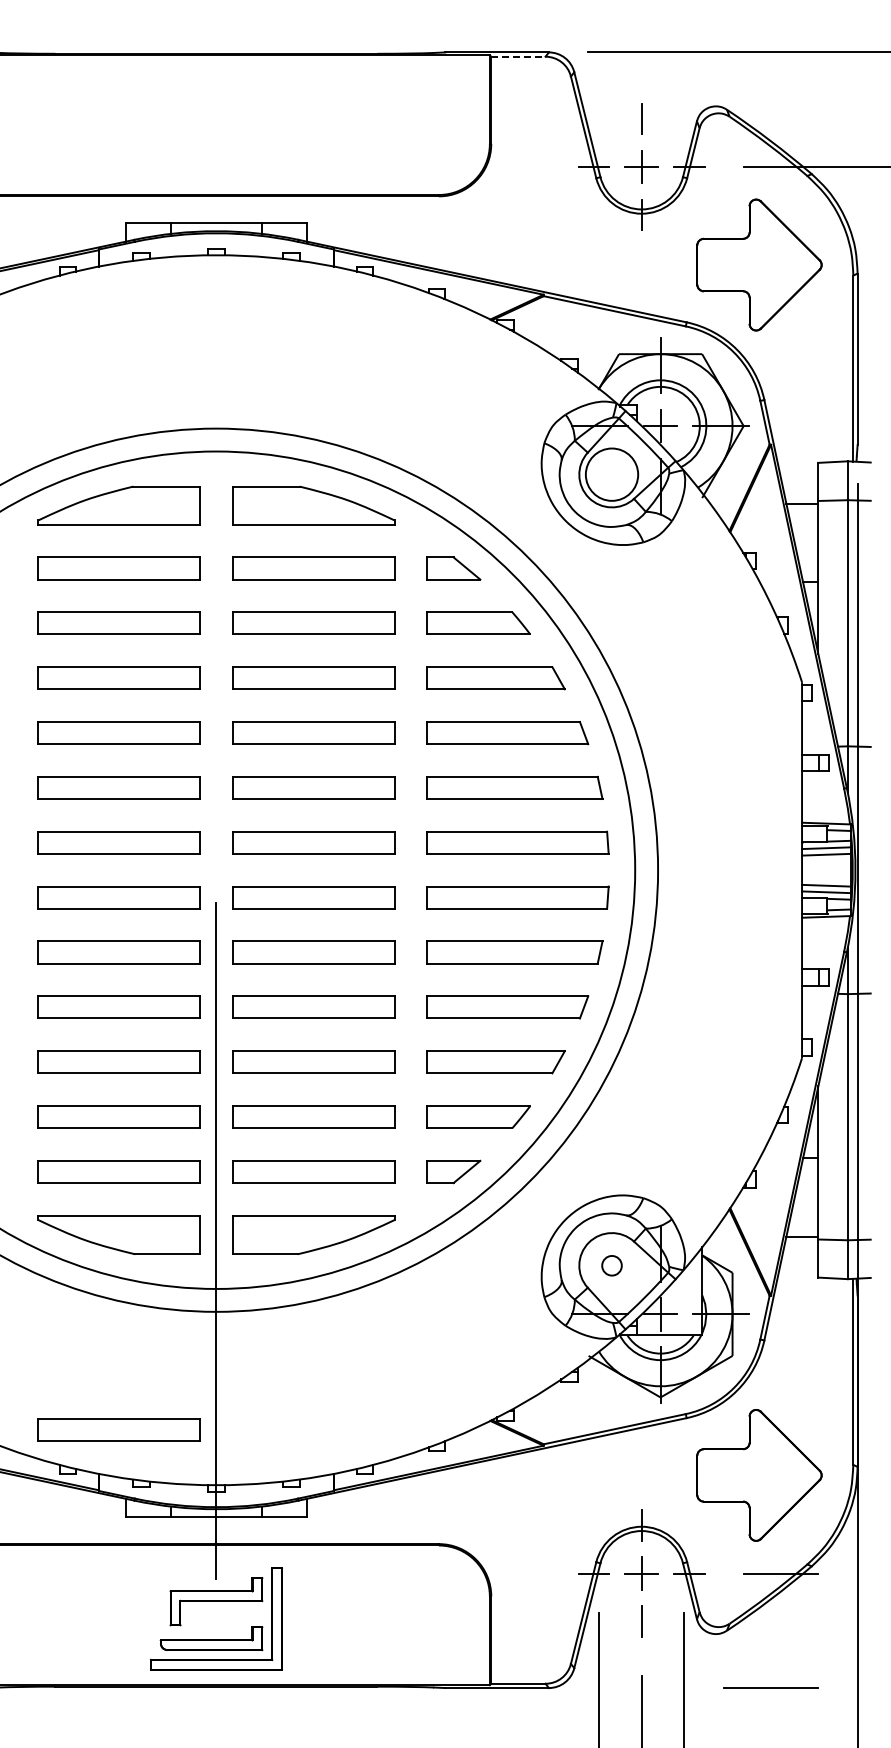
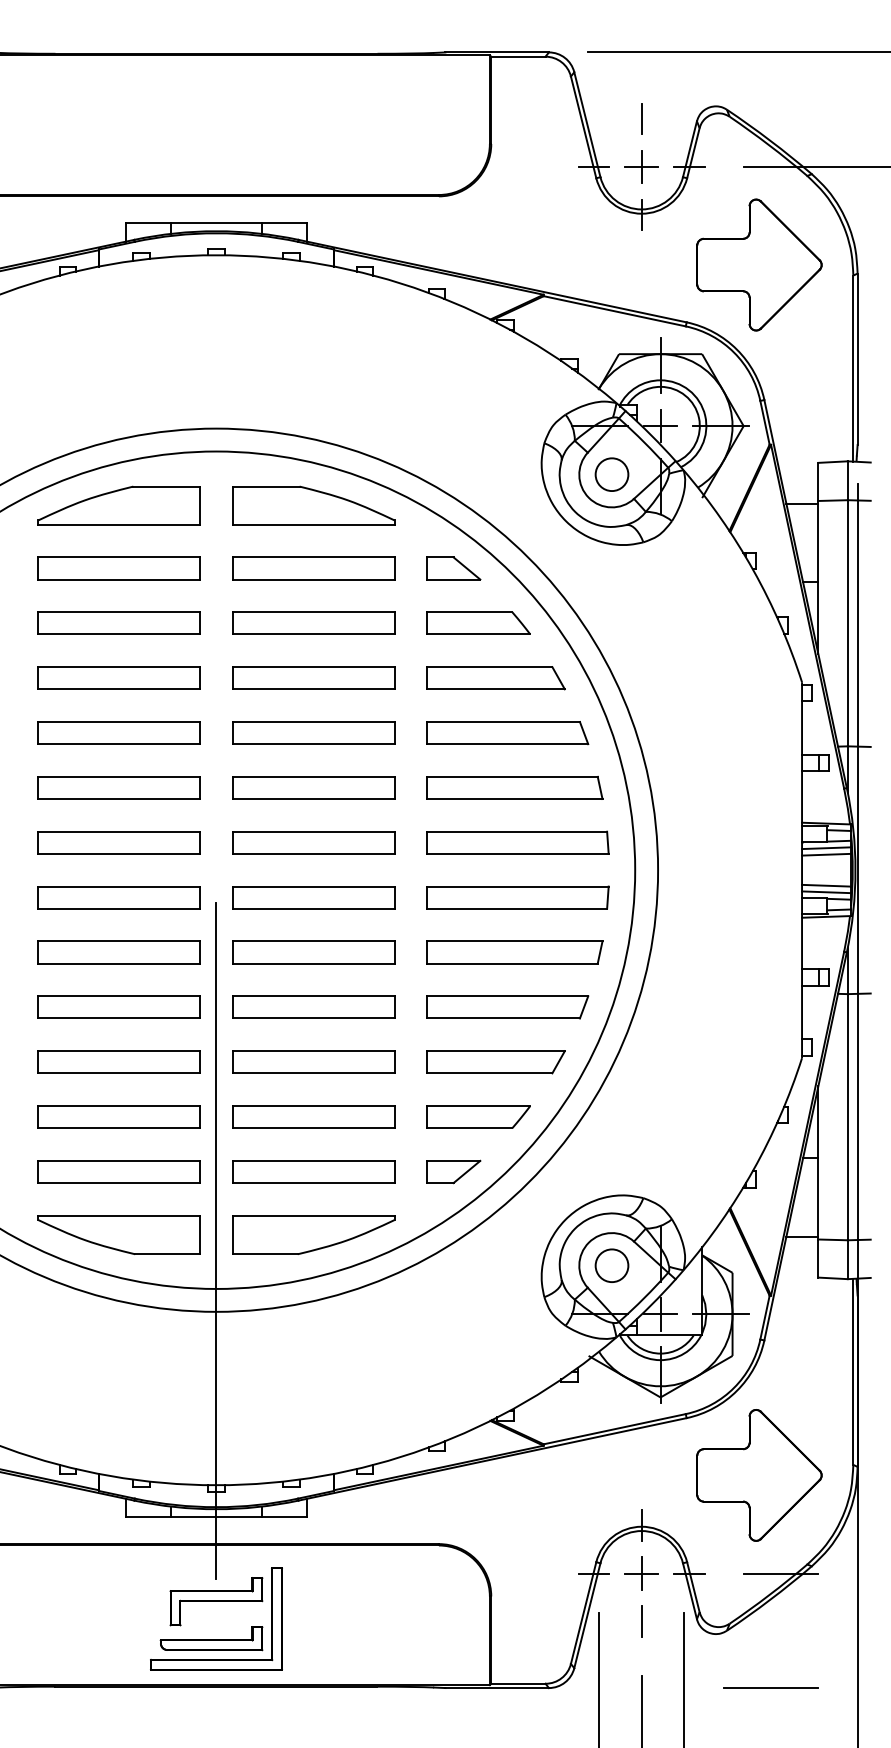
line: dashed -> solid (518, 56)
circle diameter: 52 px -> 33 px (611, 474)
circle diameter: 20 px -> 33 px (611, 1265)
part: present -> none (118, 1429)
